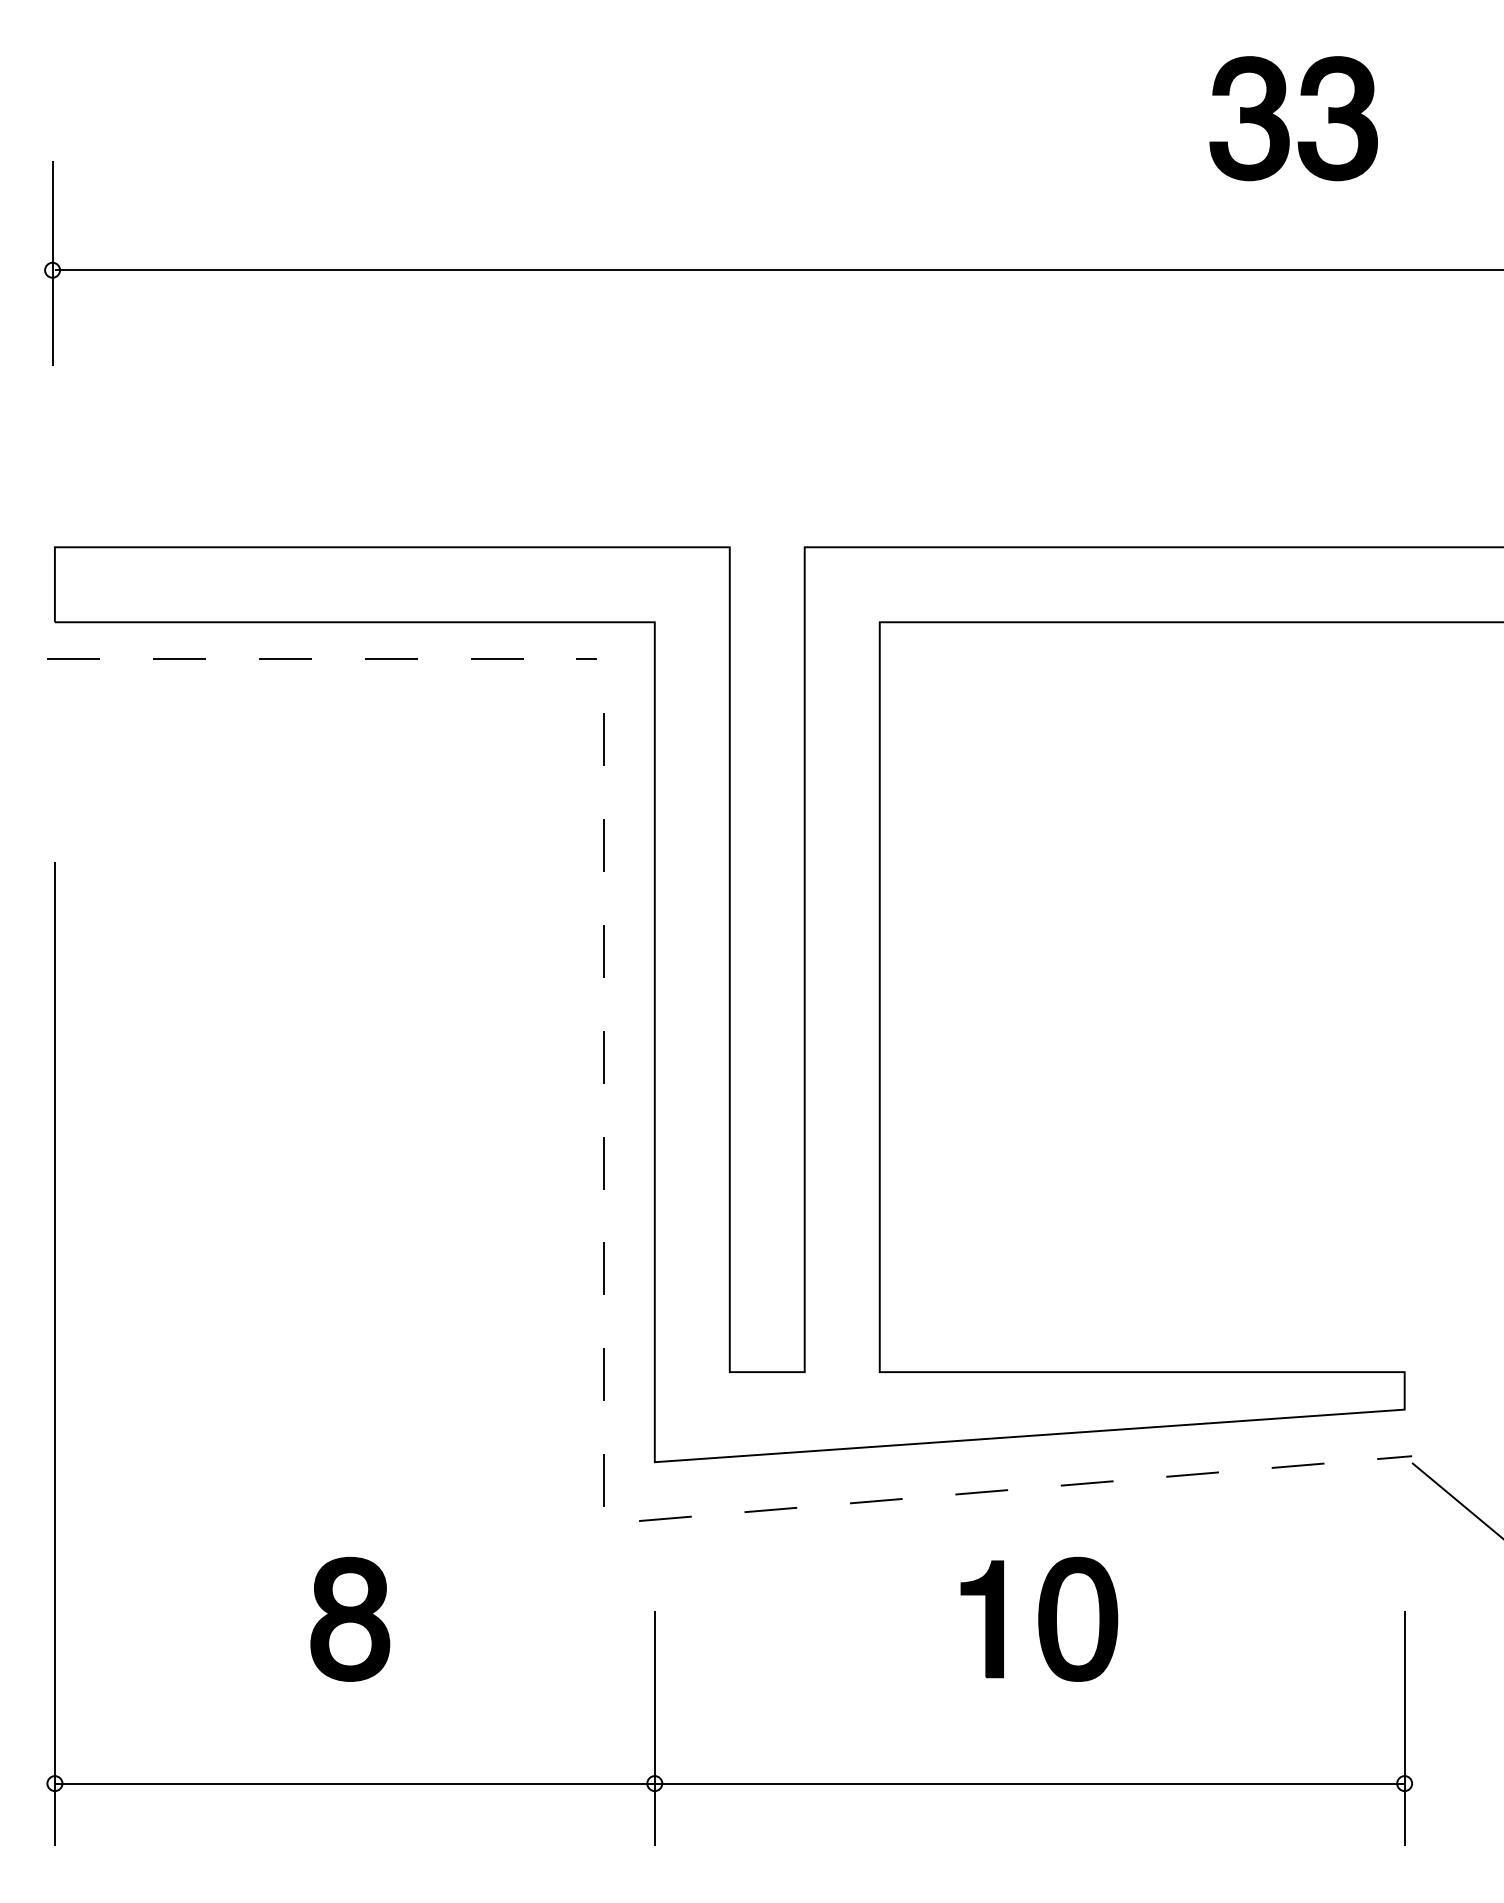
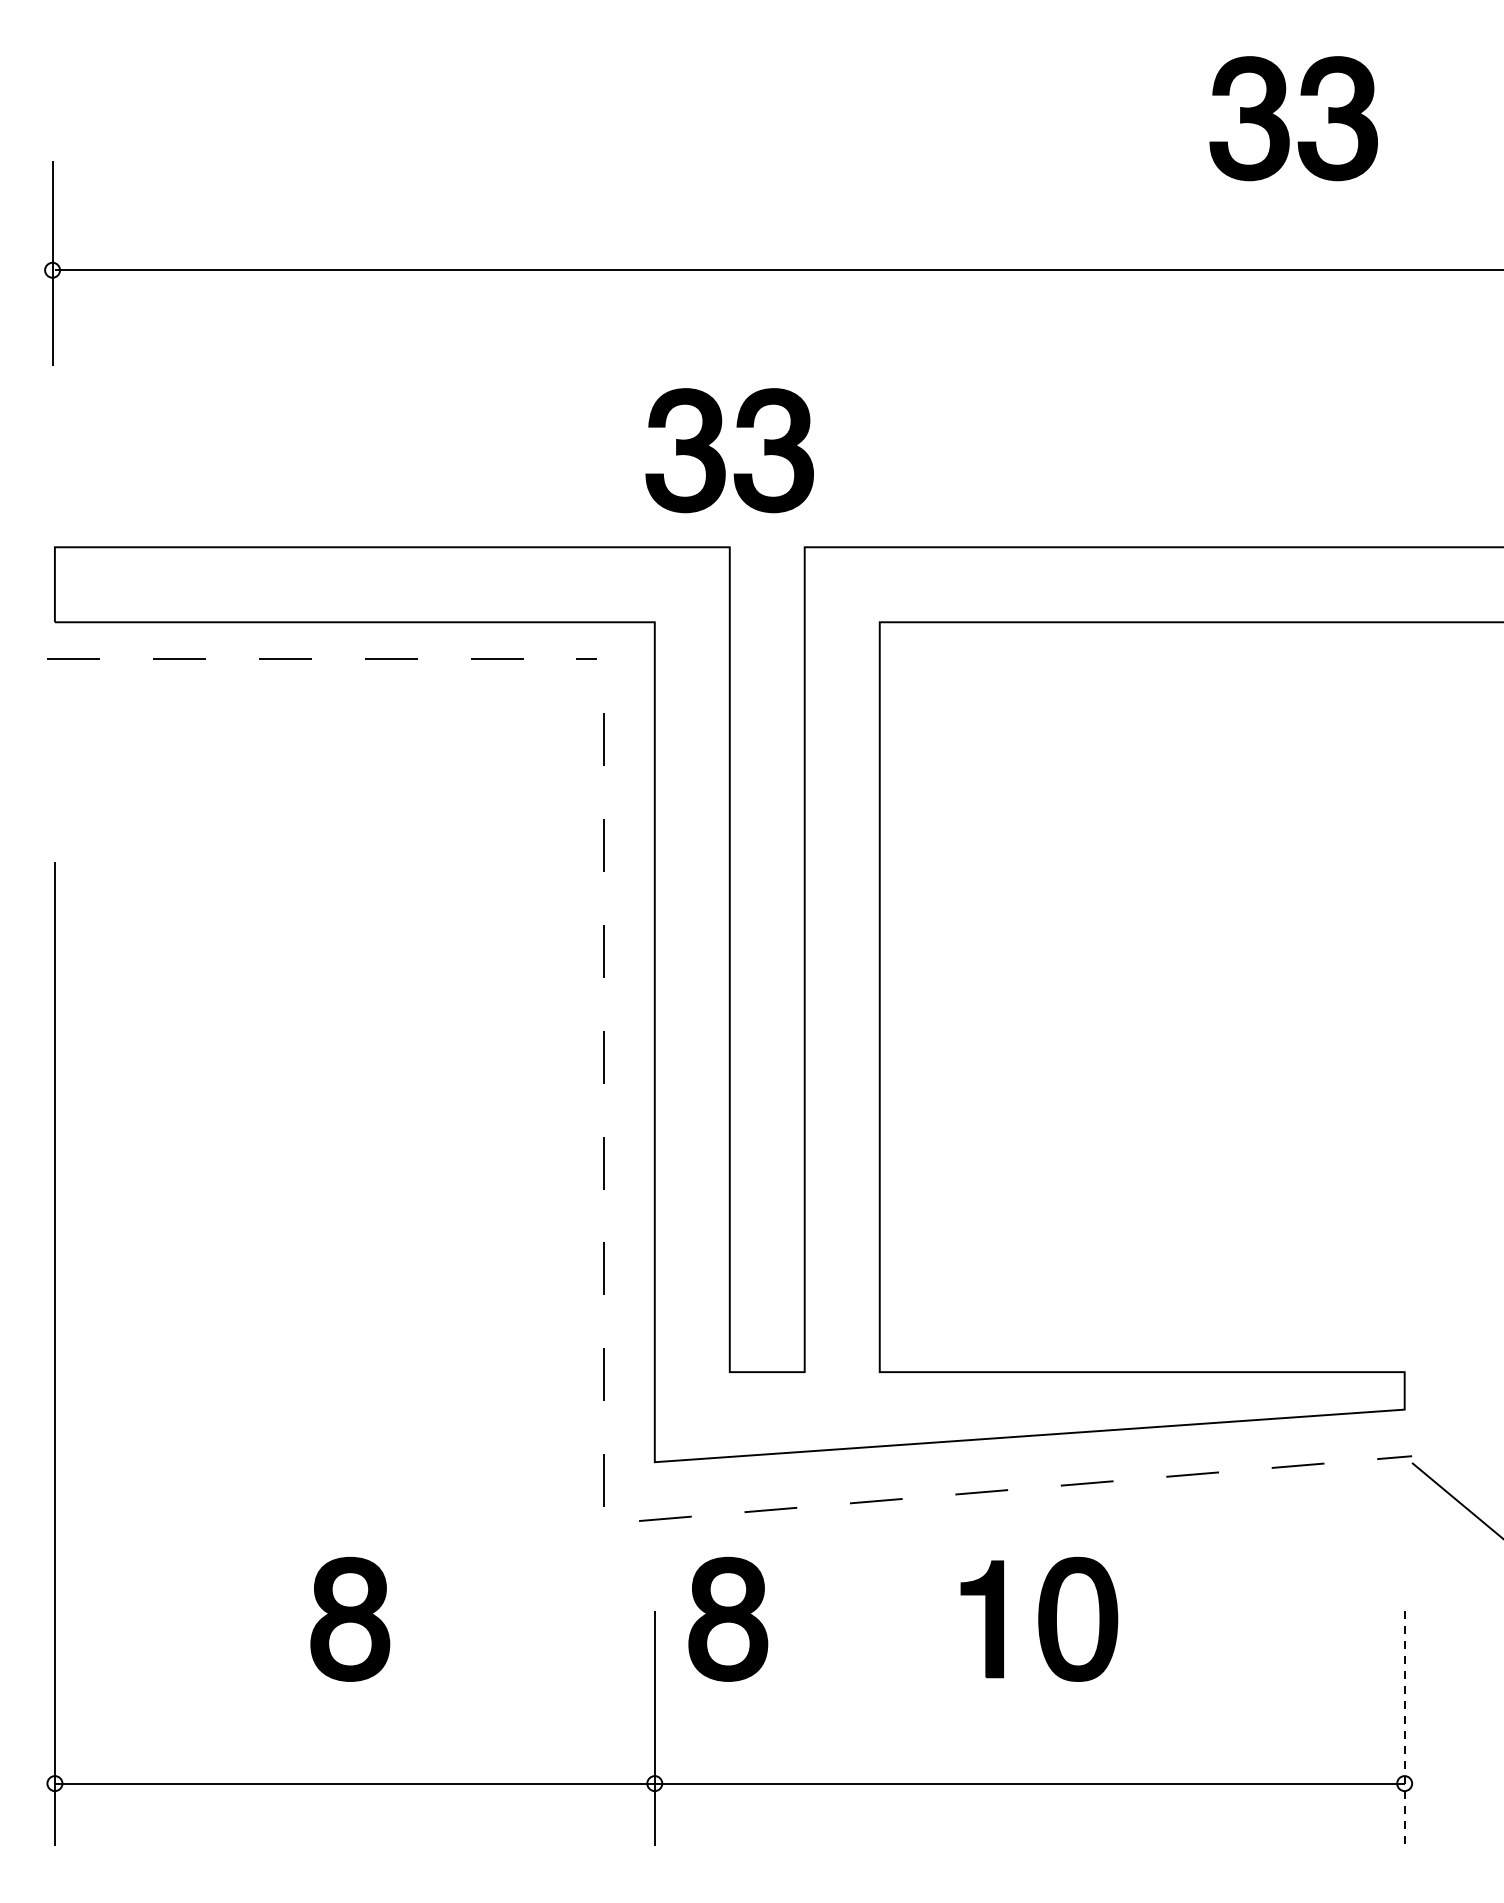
part: none -> present (721, 456)
part: none -> present (728, 1618)
line: solid -> dashed (1404, 1729)
